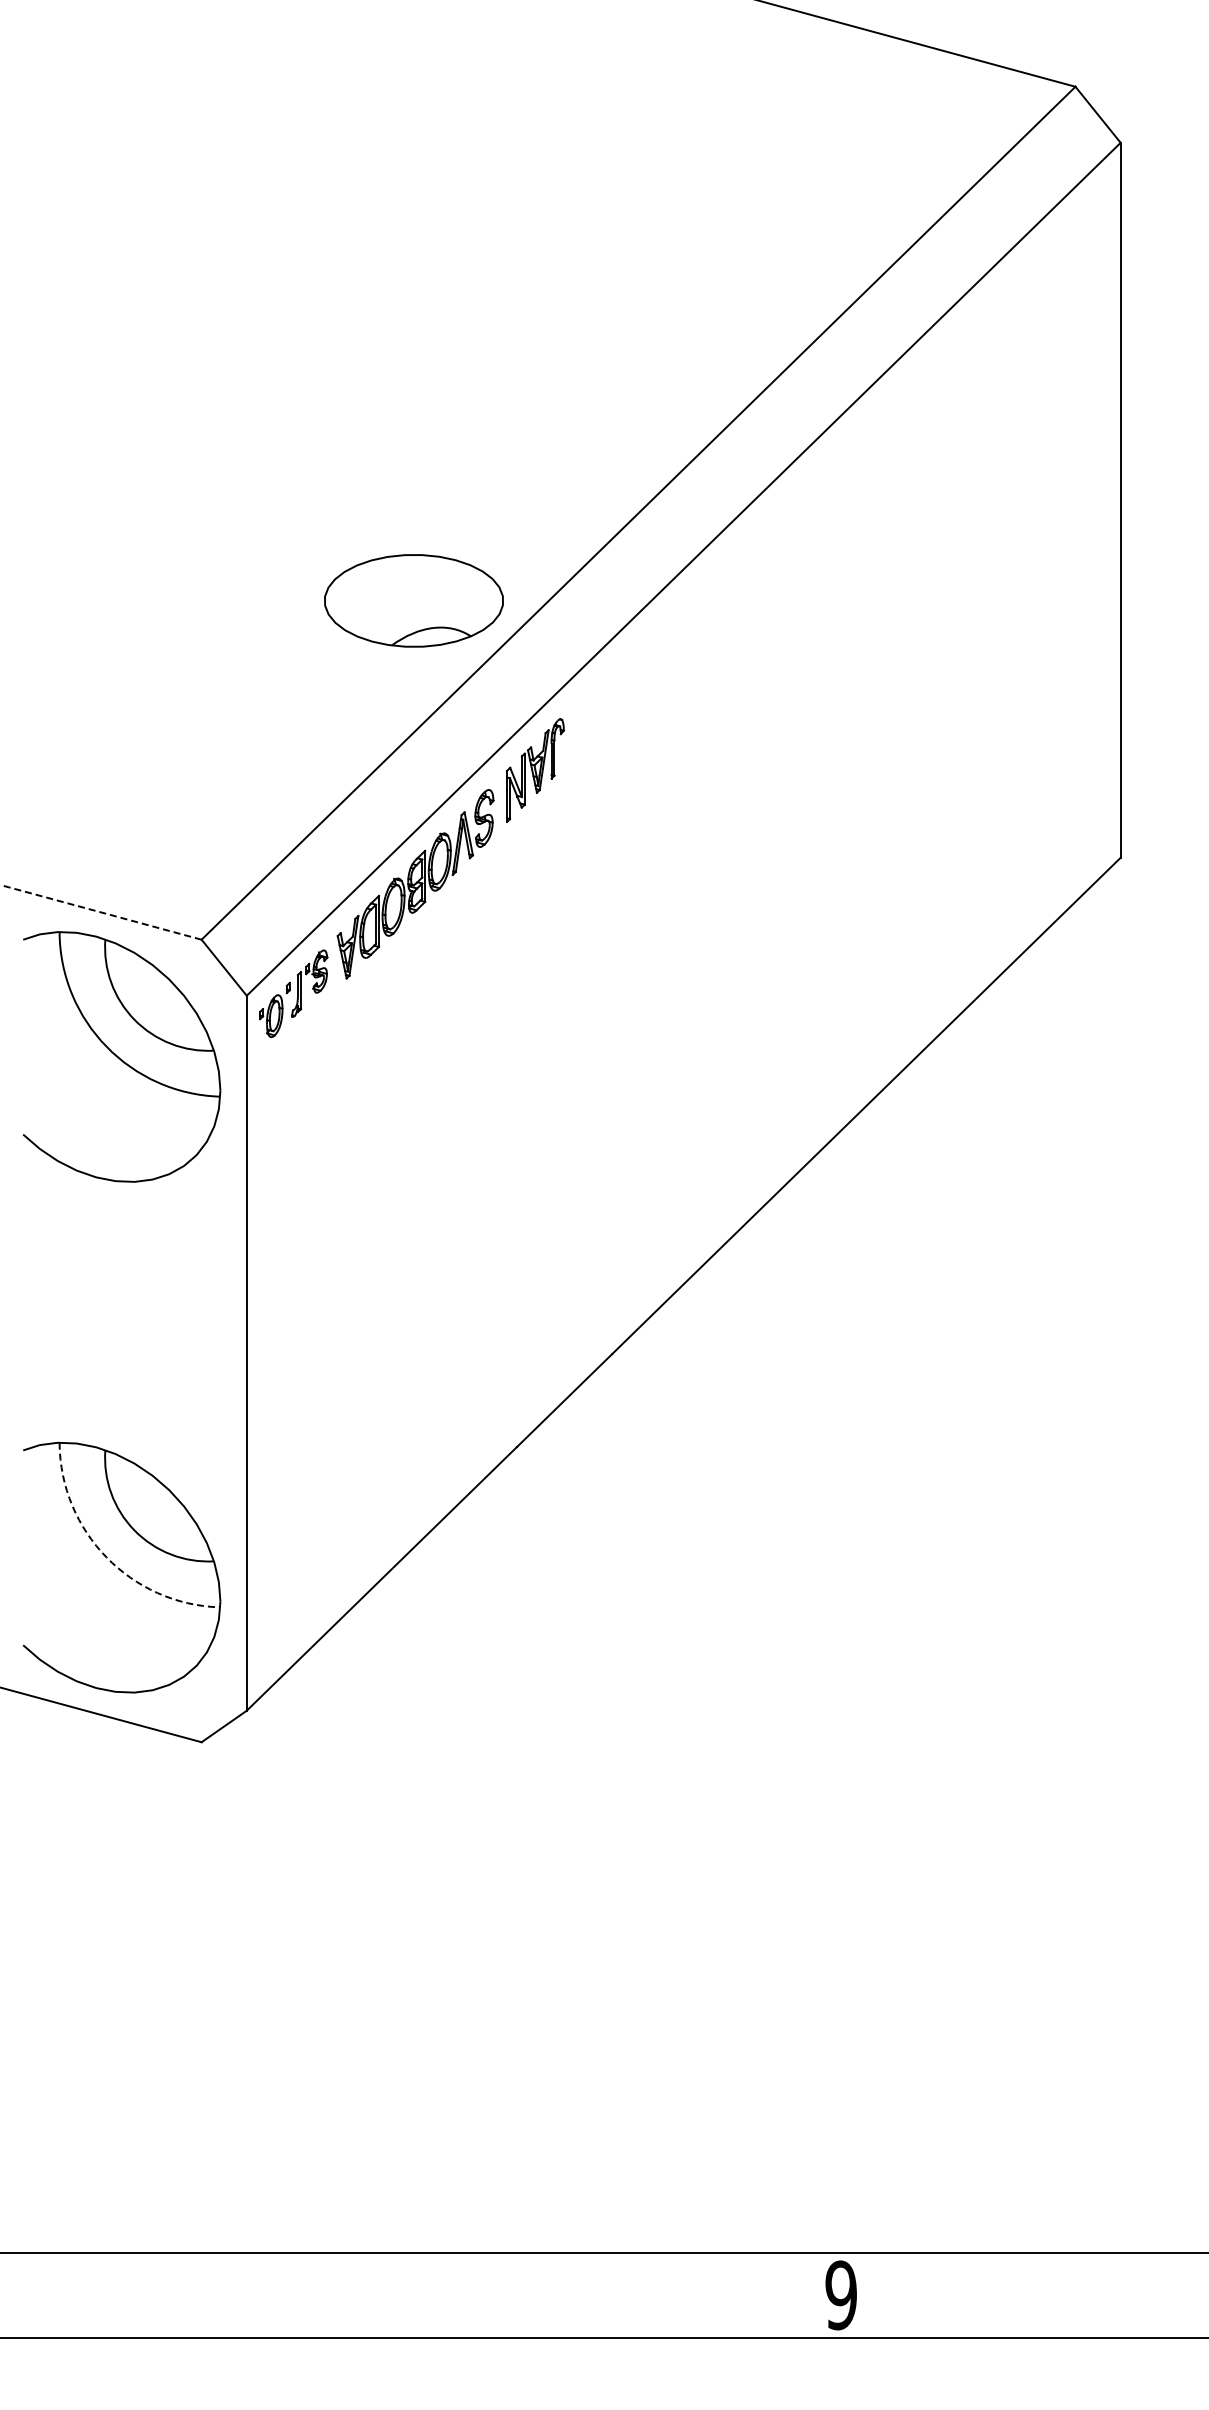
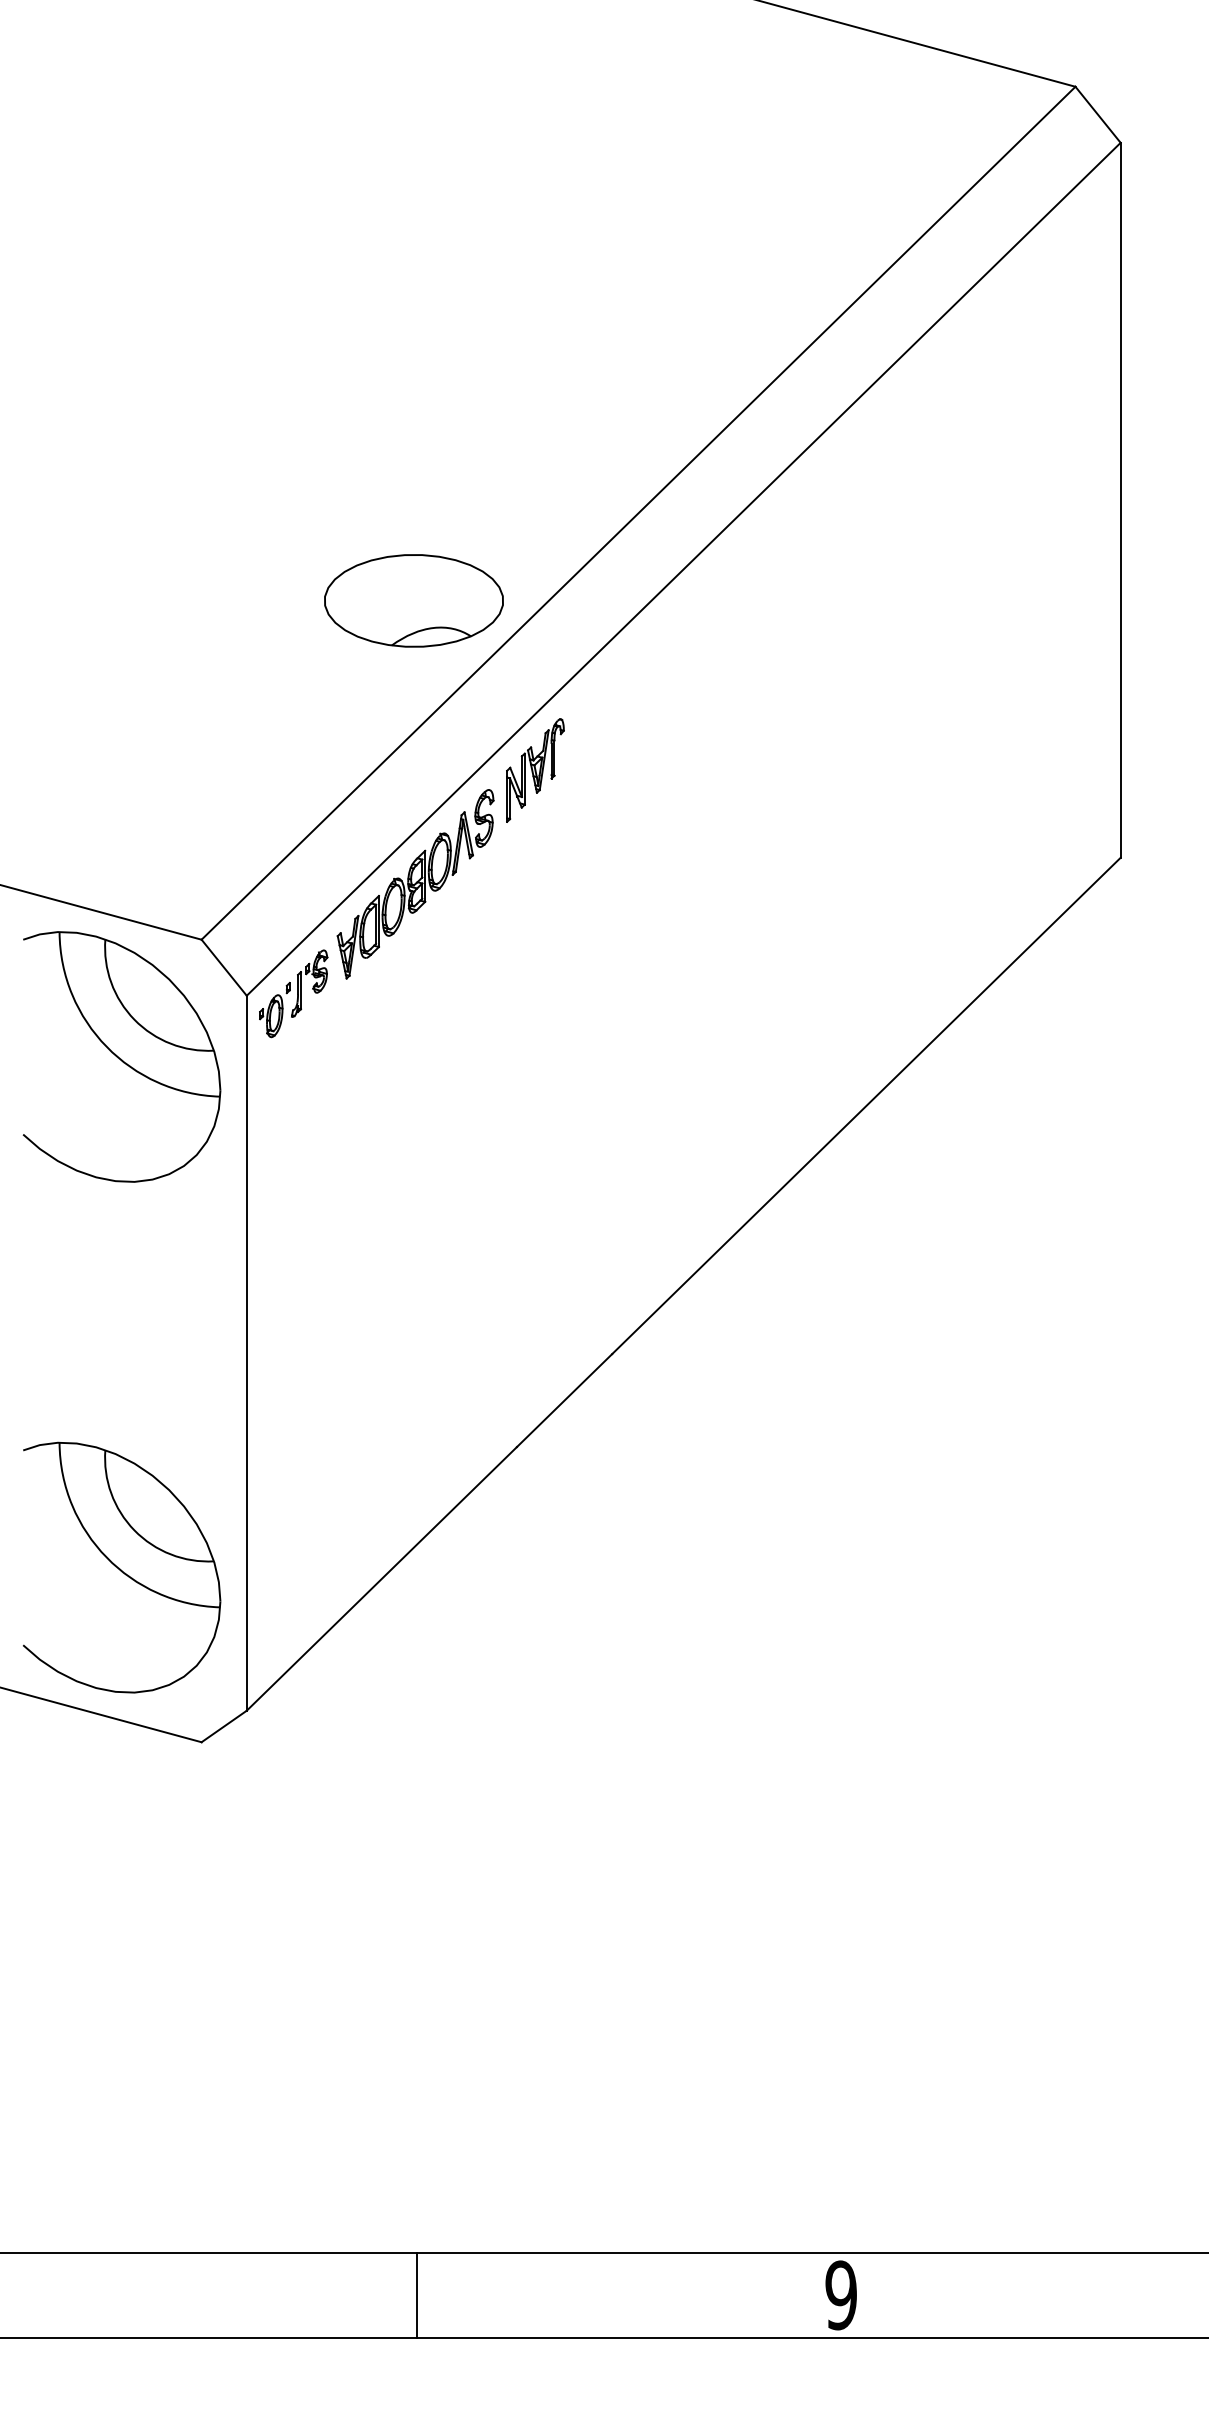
line: dashed -> solid (100, 912)
arc: dashed -> solid (106, 1557)
line: none -> present (416, 2294)
